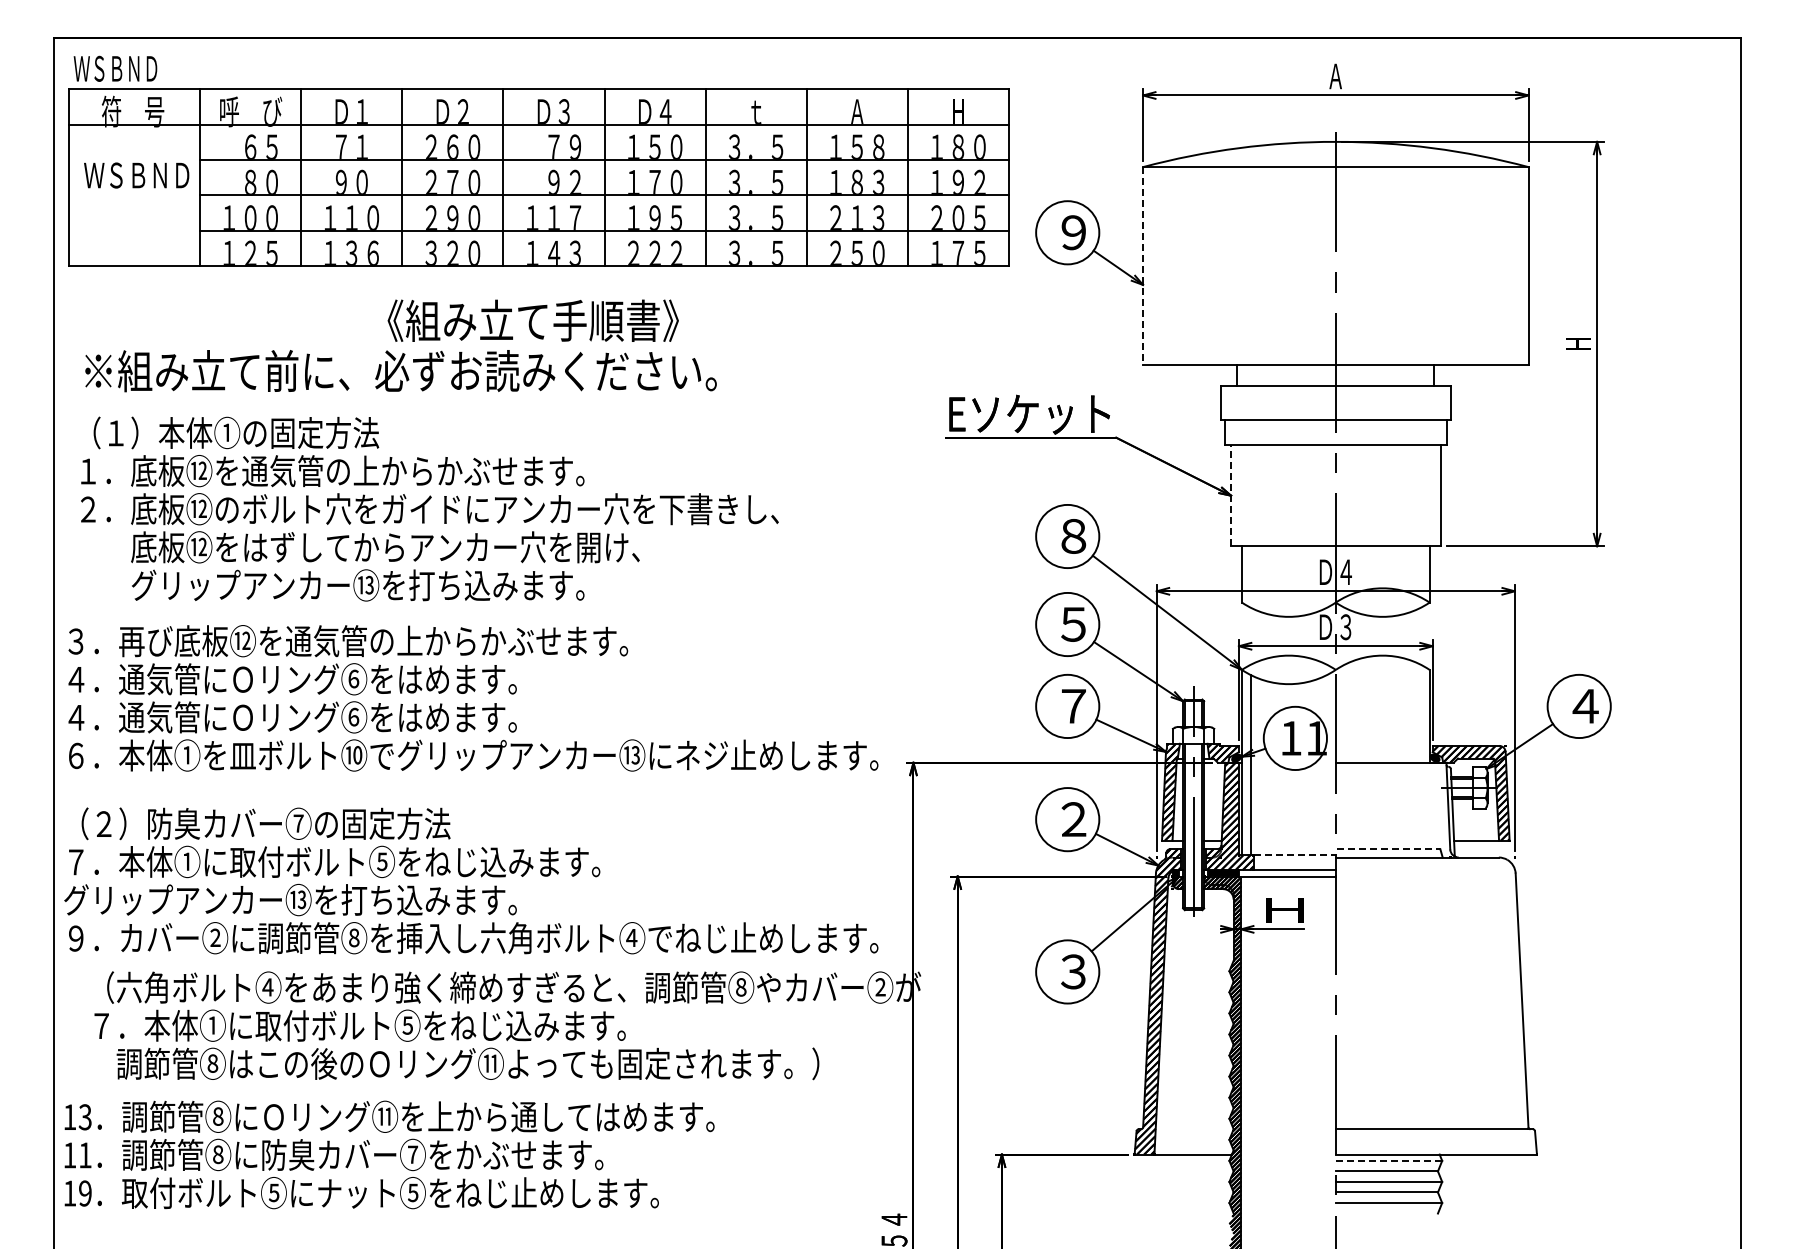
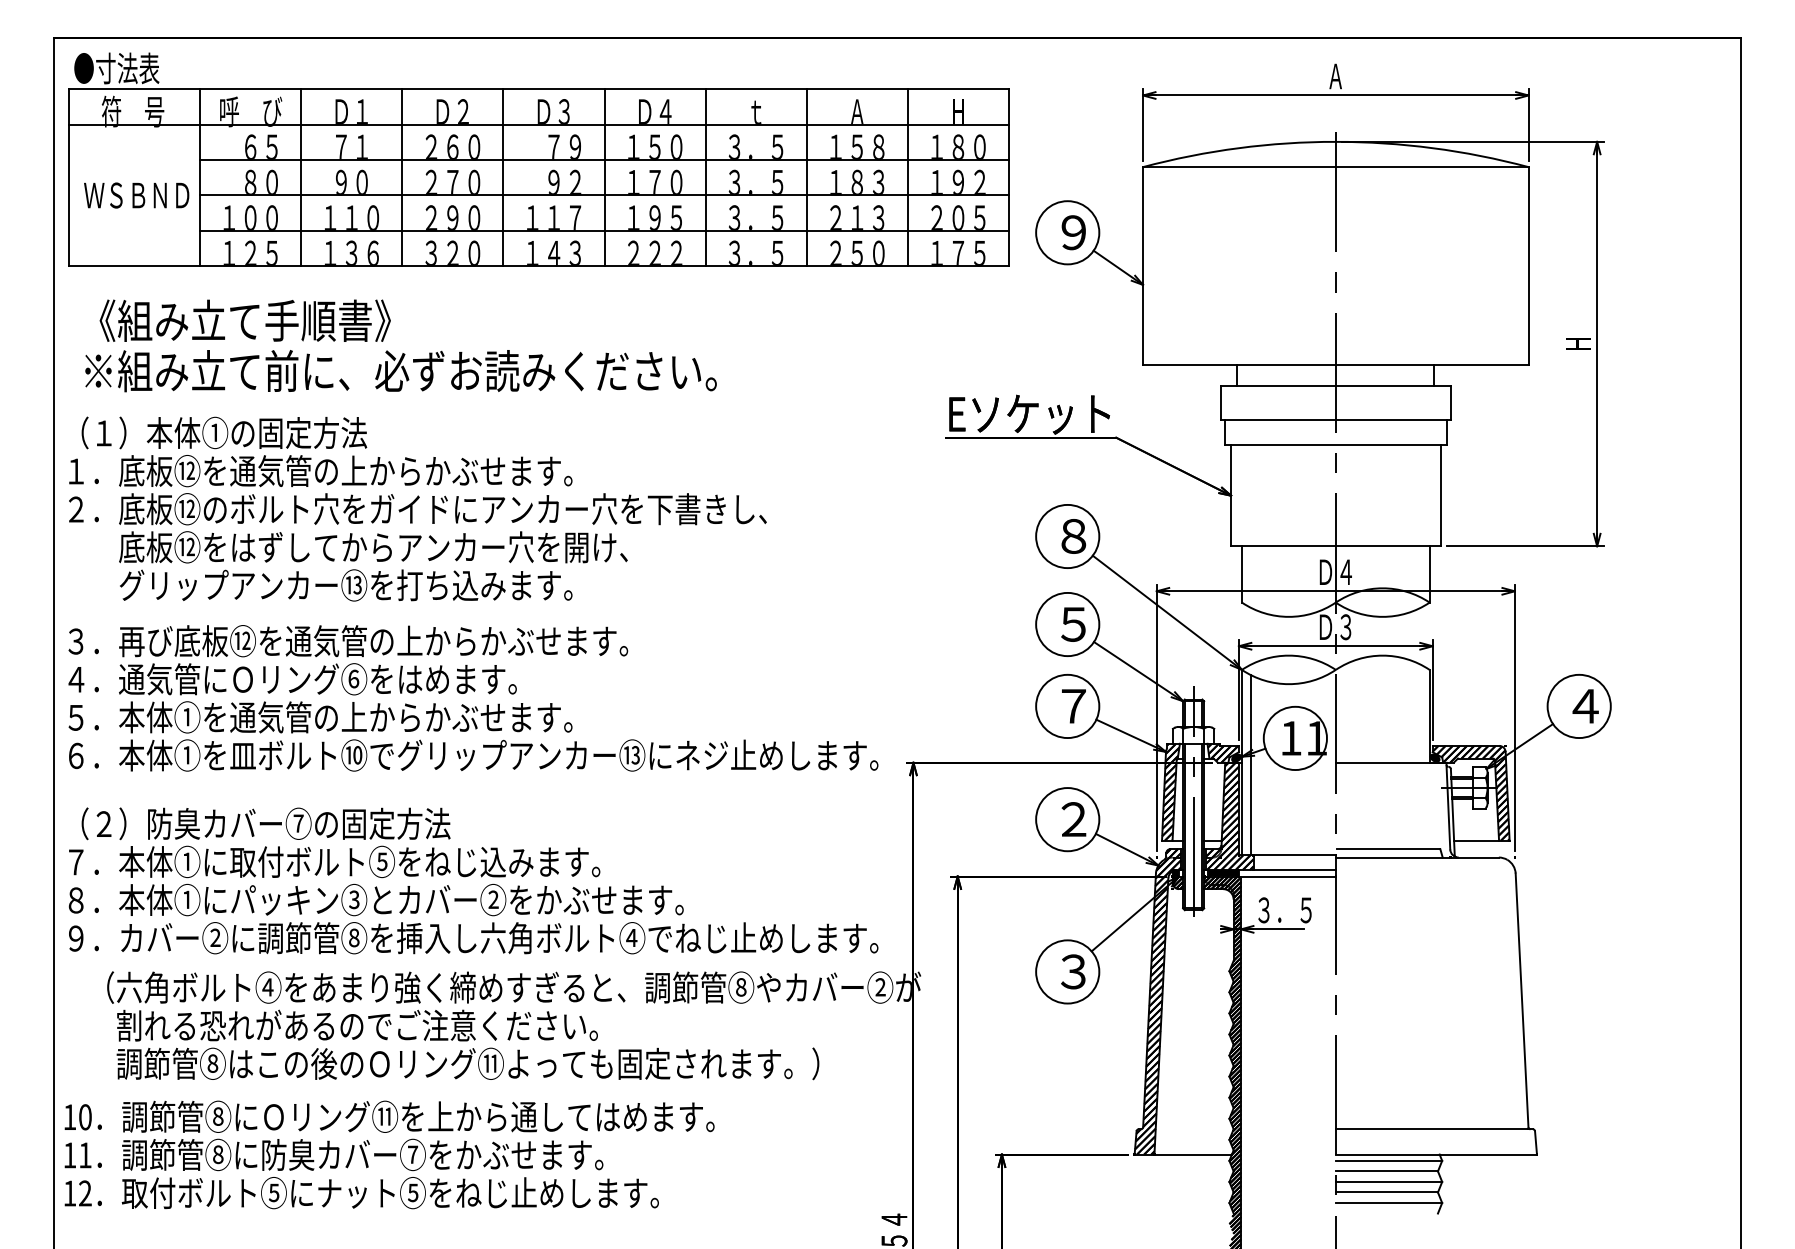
text: ＷＳＢＮＤ -> ●寸法表 (116, 68)
text position: (136, 175) -> (136, 195) (136, 195)
line: dashed -> solid (1143, 266)
text position: (532, 320) -> (244, 320) (244, 320)
line: dashed -> solid (1231, 495)
text position: (429, 508) -> (417, 508) (417, 508)
text: ４．通気管にＯリング⑥をはめます。 -> ５．本体①を通気管の上からかぶせます。 (320, 717)
line: dashed -> solid (1388, 849)
line: dashed -> solid (1295, 855)
text: グリップアンカー⑬を打ち込みます。 -> ８．本体①にパッキン③とカバー②をかぶせます。 (373, 899)
text: Ｈ -> ３．５ (1284, 910)
text: ７．本体①に取付ボルト⑤をねじ込みます。 -> 割れる恐れがあるのでご注意ください。 (359, 1025)
text: 13 -> 10 (84, 1117)
line: dashed -> solid (1388, 1160)
text: 19 -> 12 (85, 1193)
